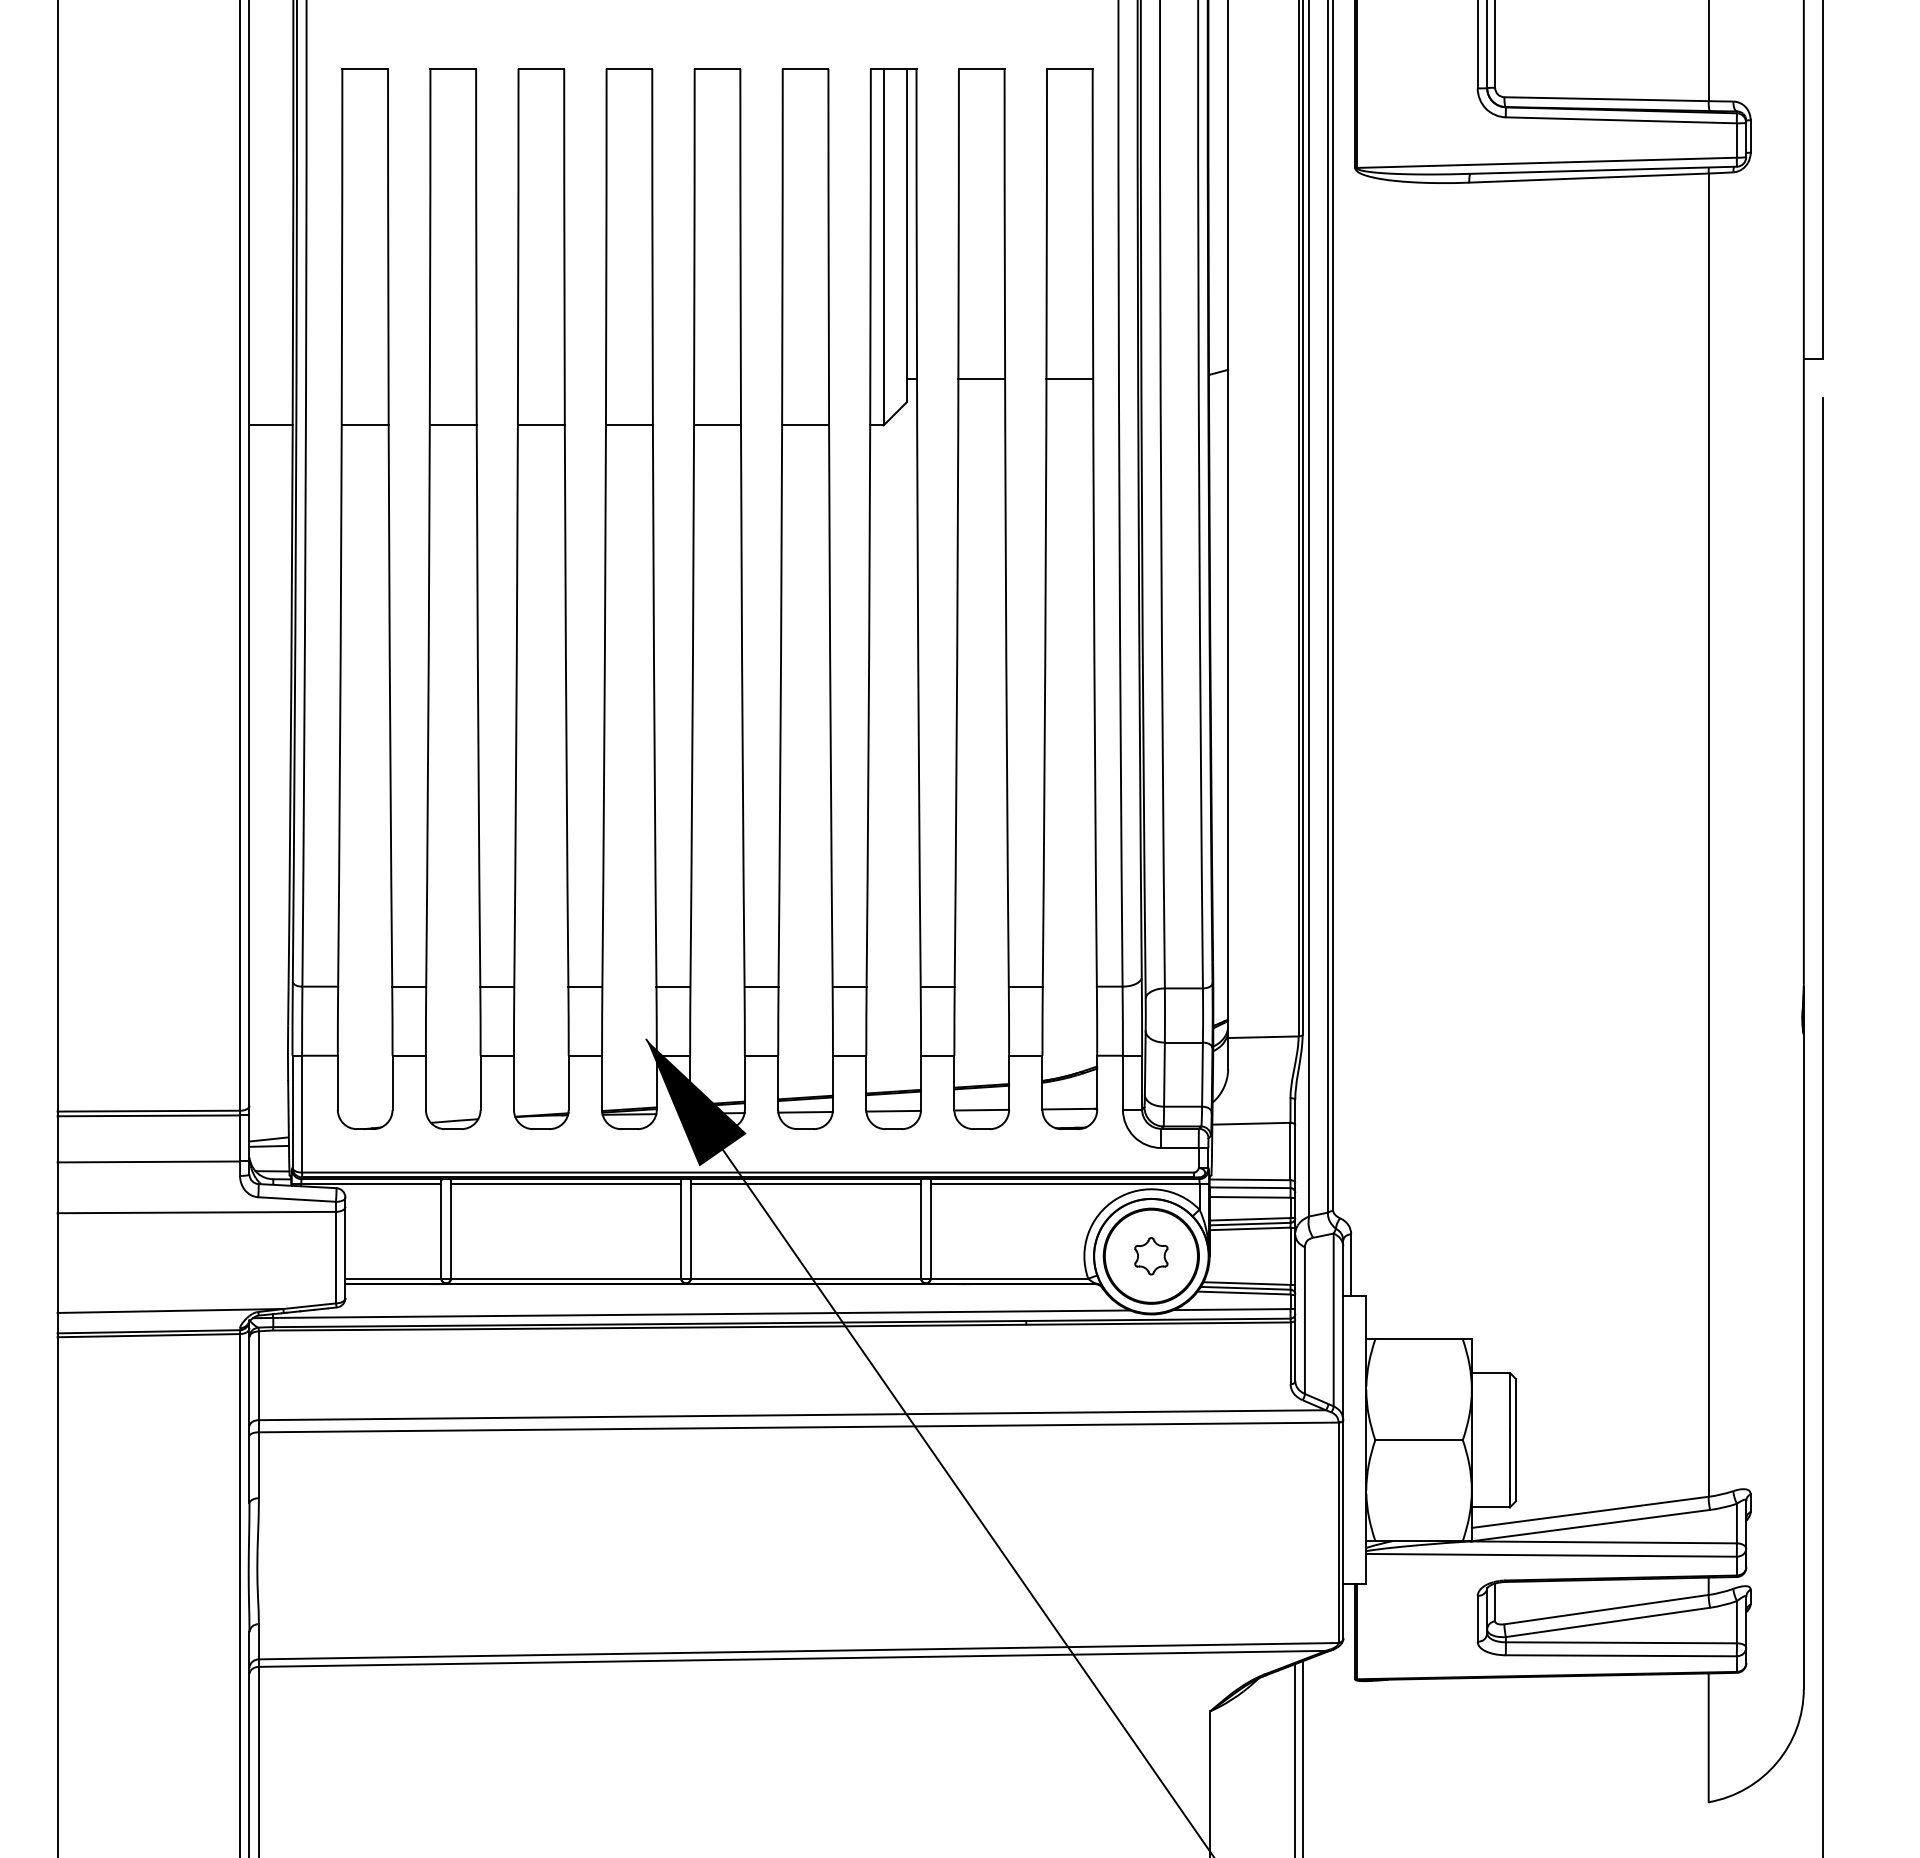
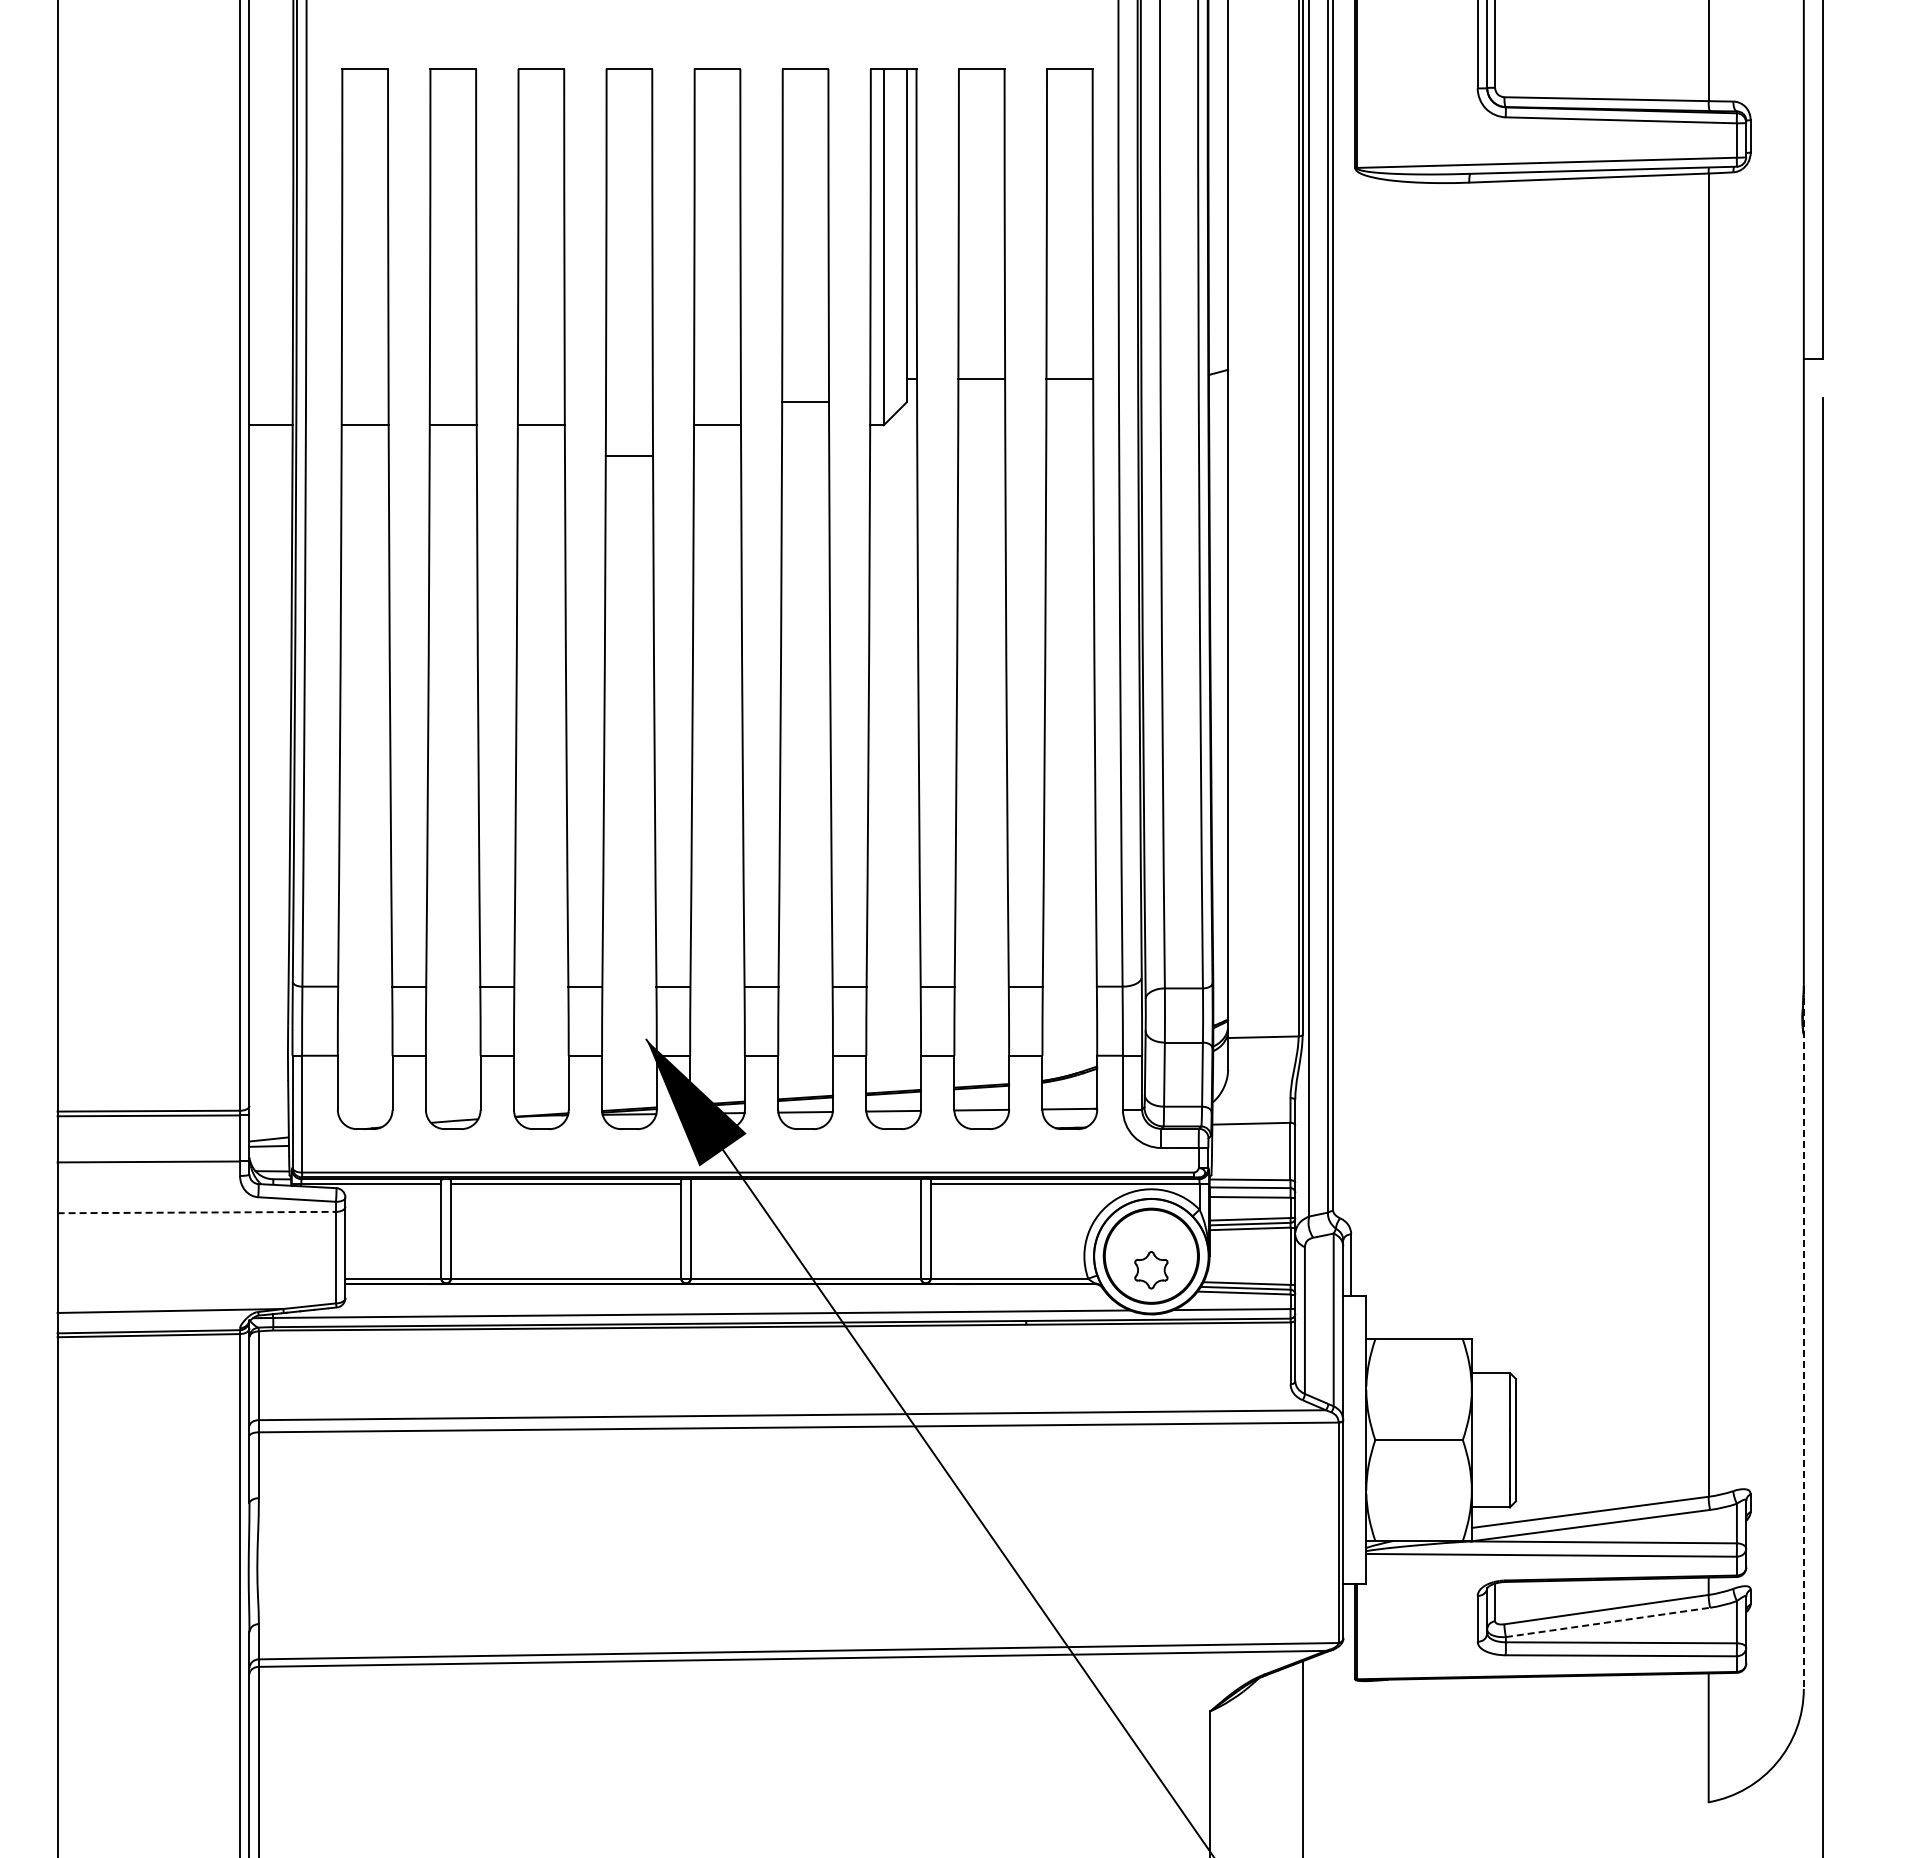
line position: (628, 425) -> (628, 456) (628, 456)
line position: (805, 425) -> (805, 402) (805, 402)
line: present -> none (805, 1183)
line: solid -> dashed (197, 1212)
part position: (1151, 1256) -> (1151, 1270) (1151, 1270)
line: solid -> dashed (1803, 1338)
line: solid -> dashed (1608, 1622)
line: present -> none (1295, 1759)
